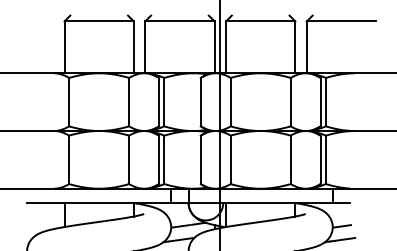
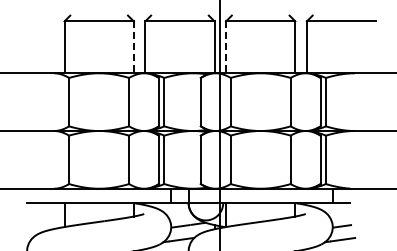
line: solid -> dashed (133, 47)
line: solid -> dashed (226, 47)
